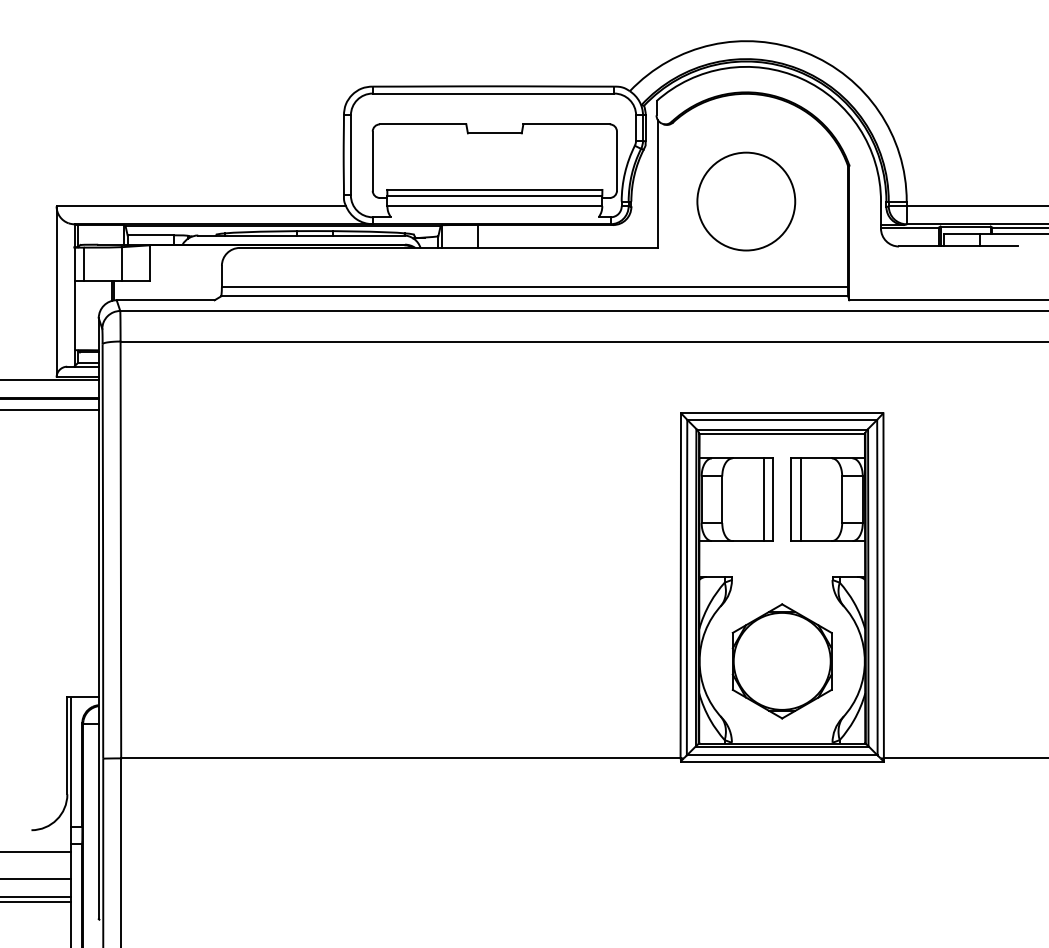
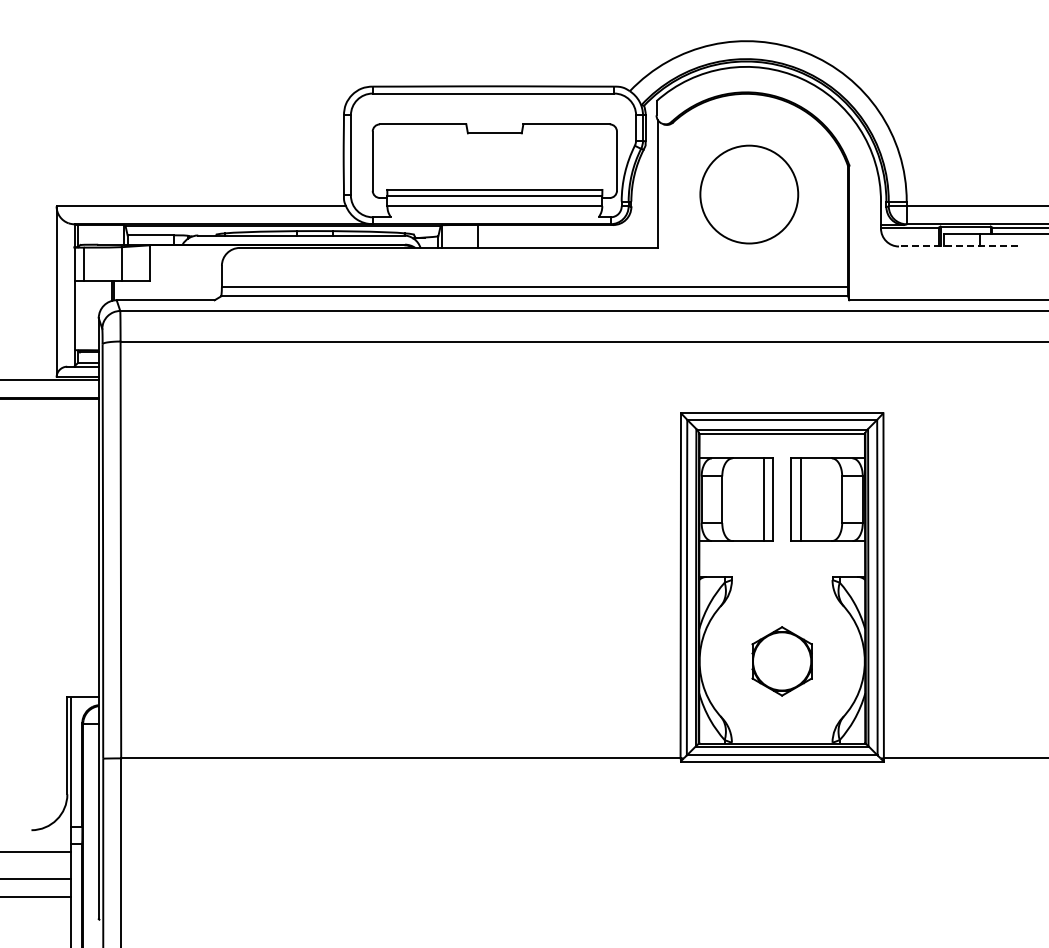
circle position: (746, 201) -> (749, 194) (749, 194)
line: solid -> dashed (957, 246)
line: present -> none (50, 409)
part size: 102x117 px -> 62x71 px (781, 661)
line: present -> none (36, 902)
